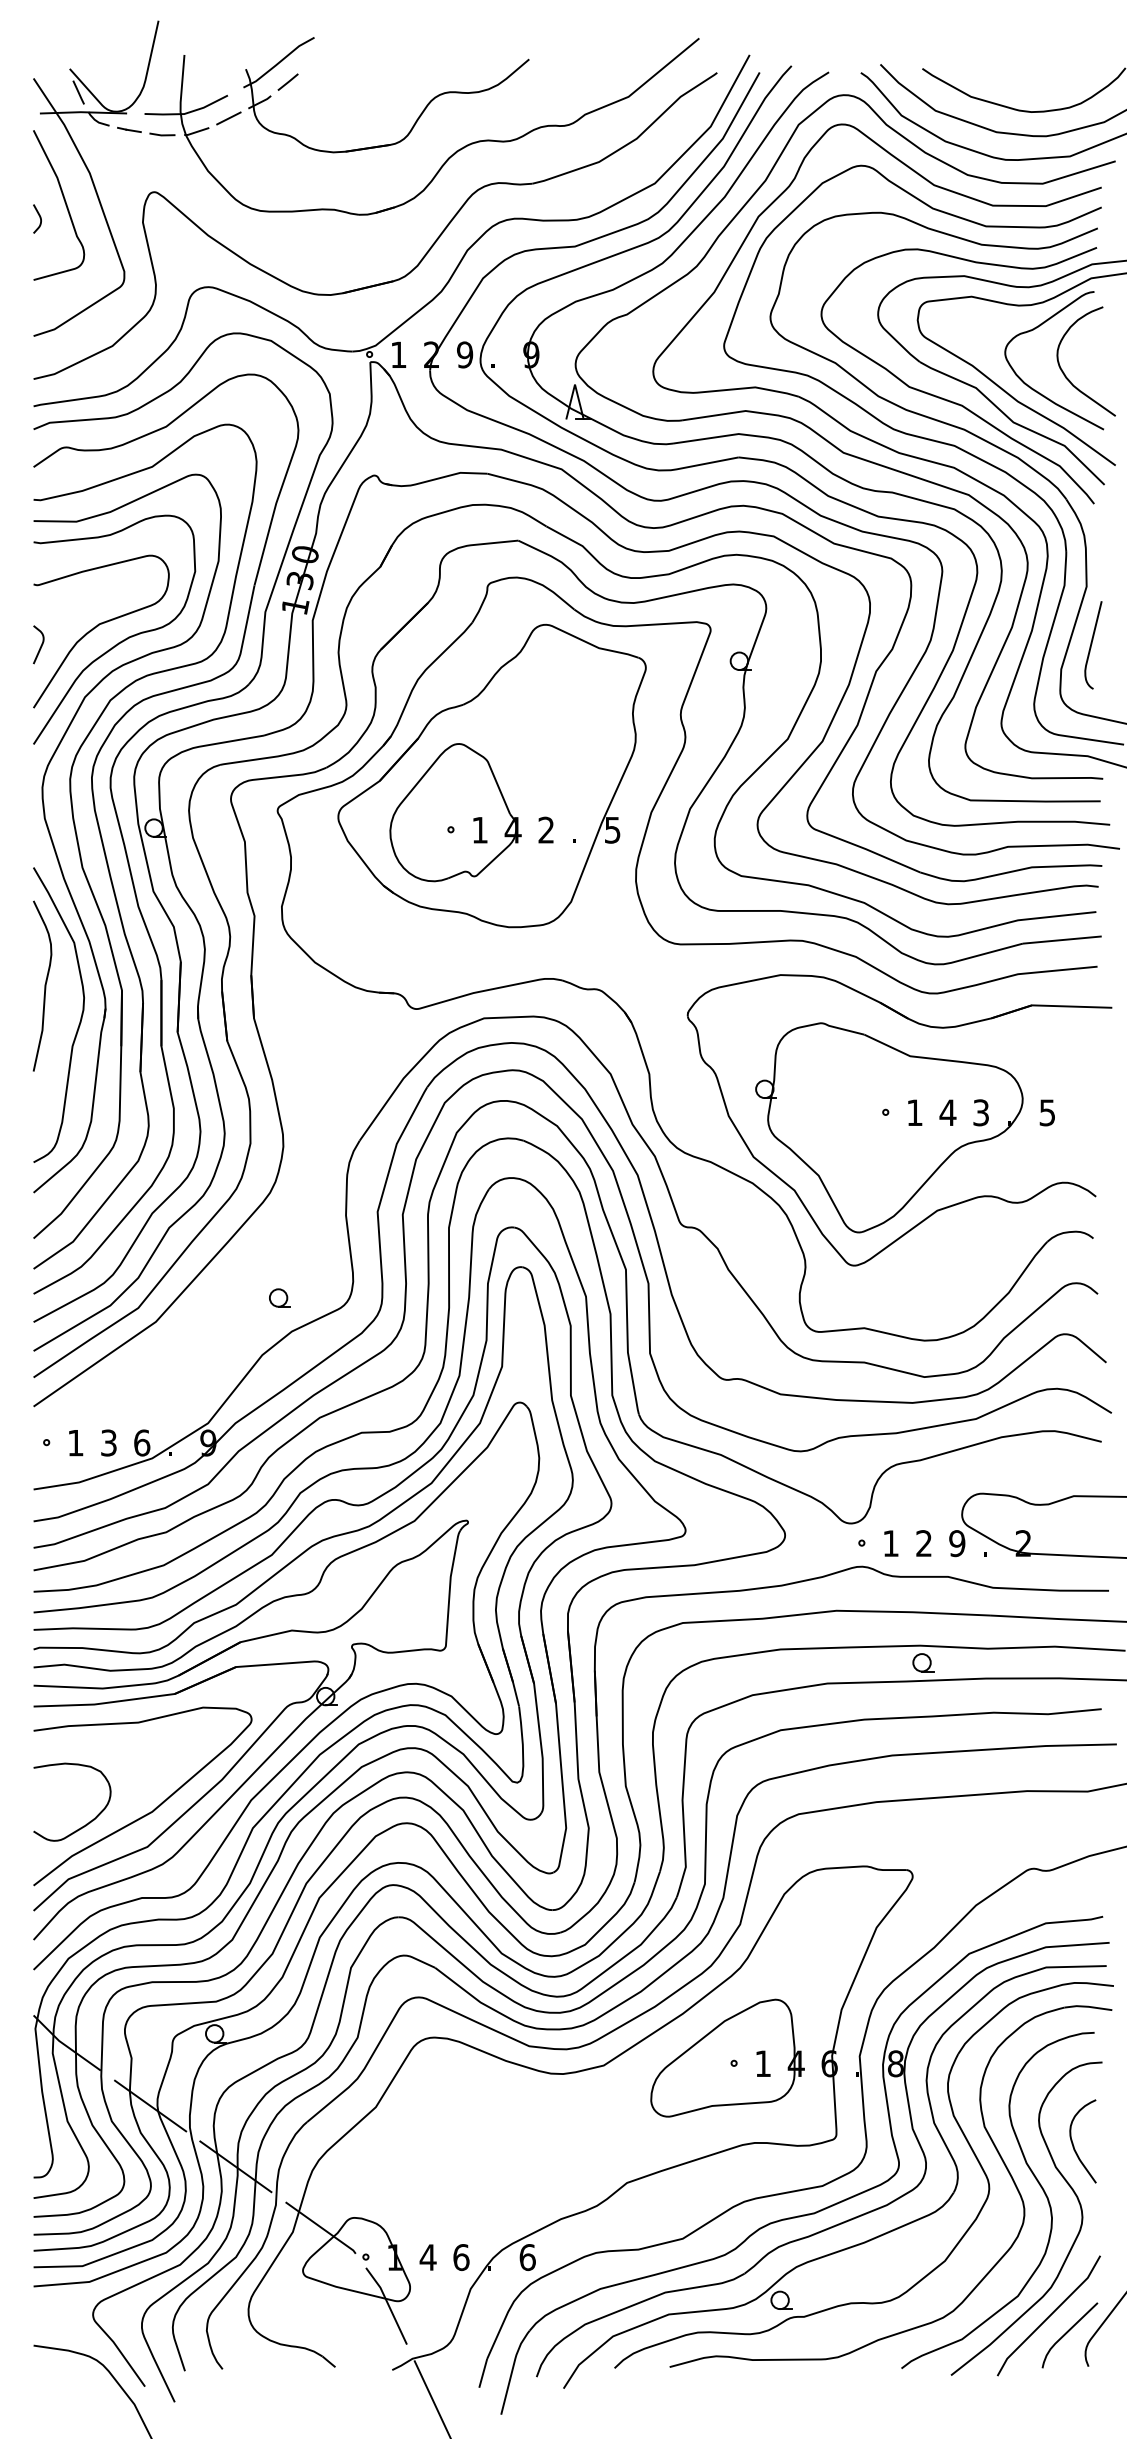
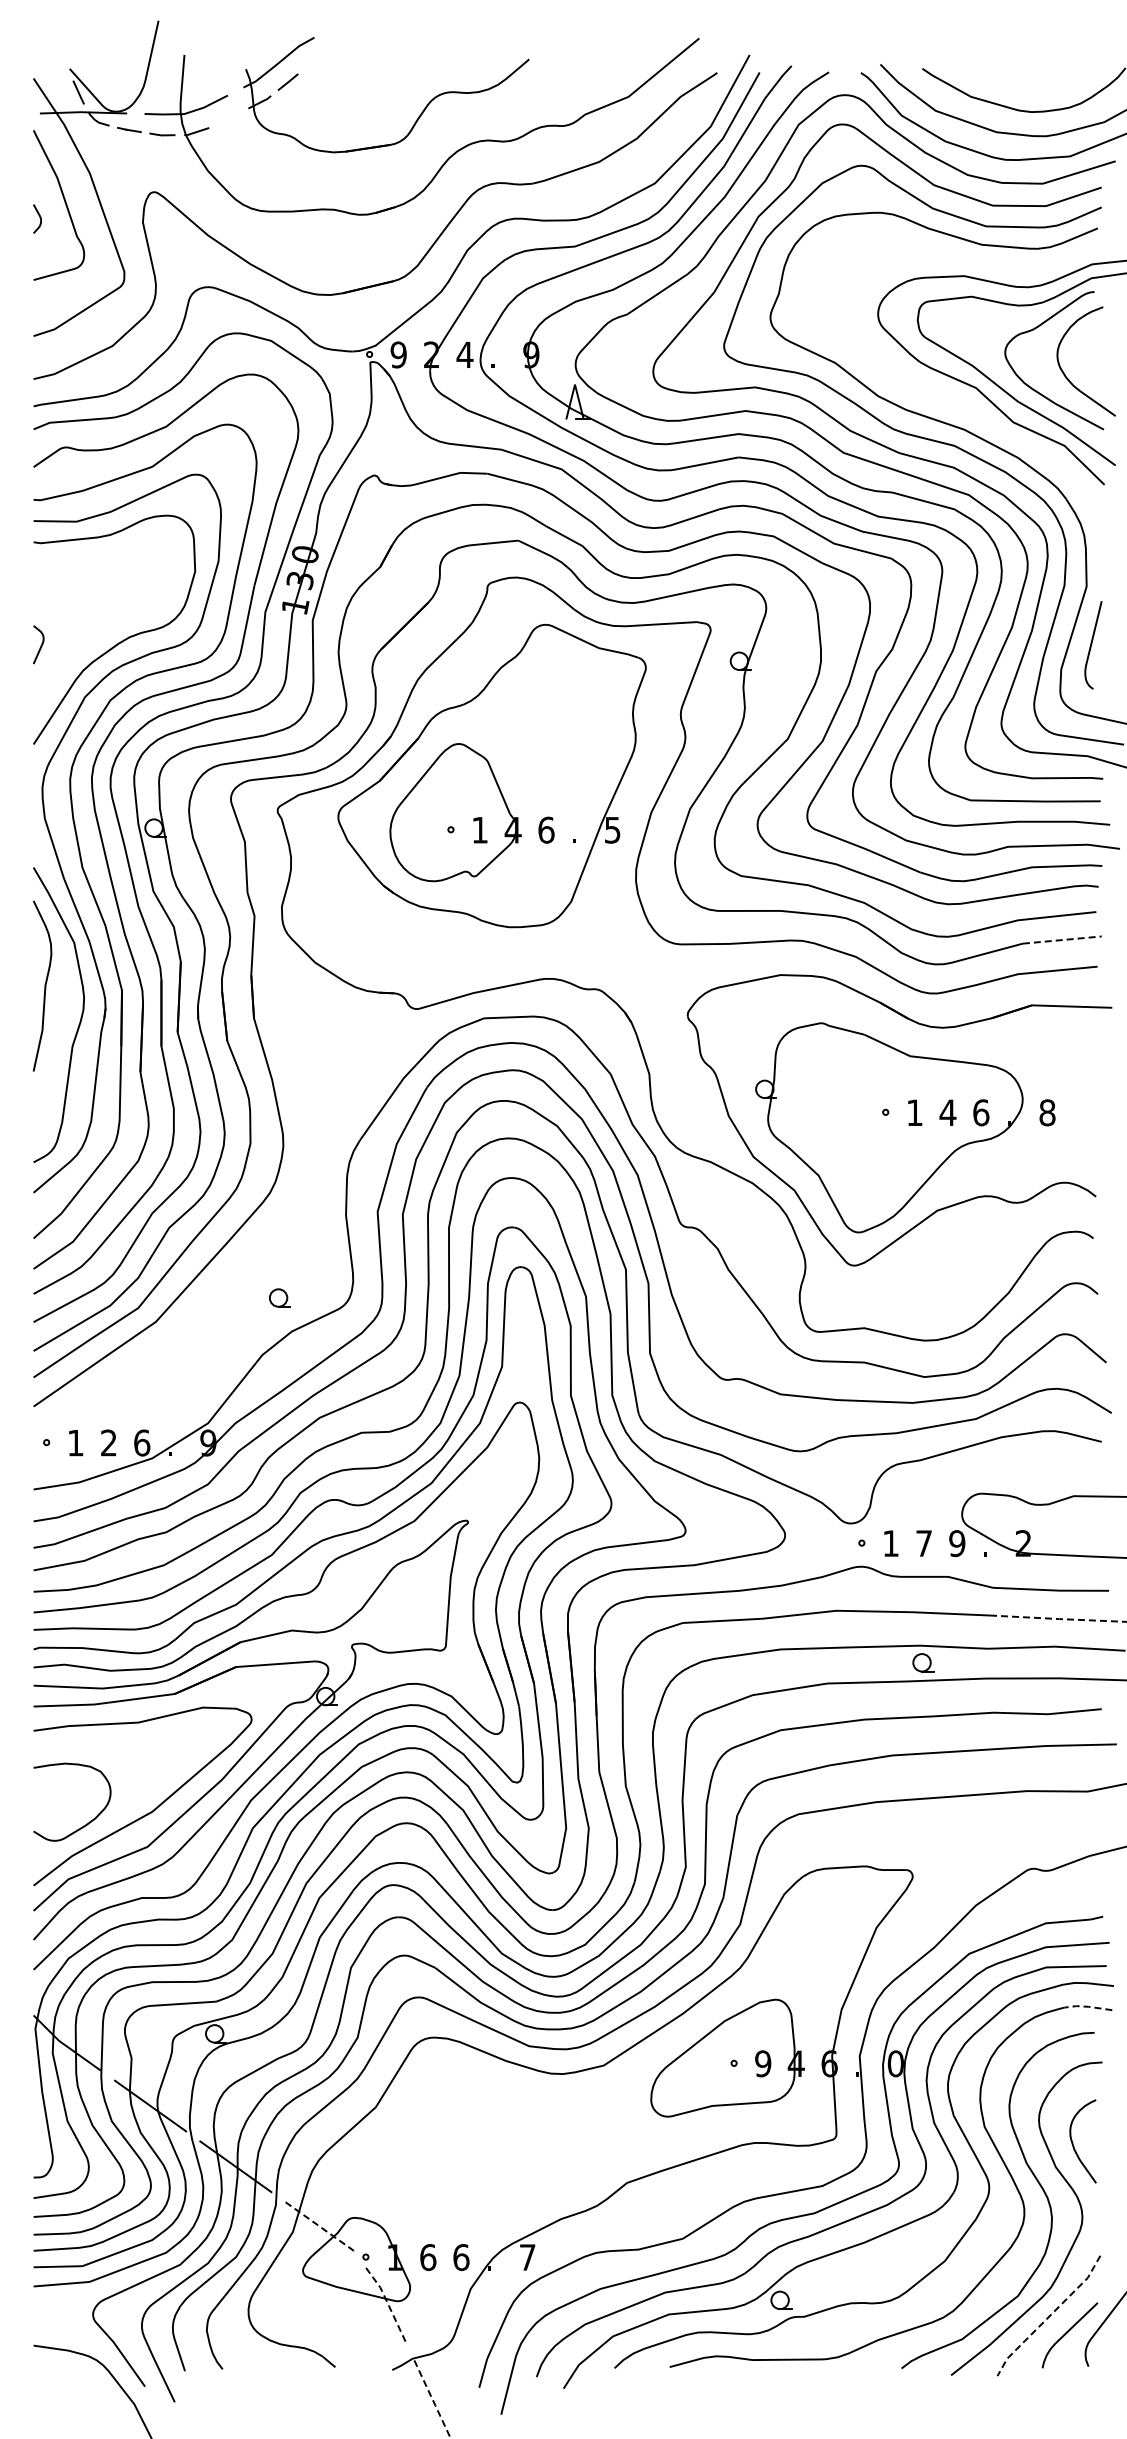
line: present -> none (228, 118)
text: 1 -> 9 (398, 354)
text: 9 -> 4 (464, 354)
part: present -> none (948, 399)
curve: present -> none (98, 626)
text: 2 -> 6 (546, 829)
line: solid -> dashed (1062, 940)
text: 3 -> 6 (981, 1112)
text: 5 -> 8 (1047, 1112)
text: 3 -> 2 (108, 1442)
text: 2 -> 7 (923, 1543)
line: solid -> dashed (1059, 1619)
line: solid -> dashed (1087, 2006)
text: 1 -> 9 (763, 2063)
text: 8 -> 0 (895, 2063)
line: solid -> dashed (321, 2228)
text: 4 -> 6 (427, 2257)
text: 6 -> 7 (527, 2257)
line: solid -> dashed (388, 2304)
line: solid -> dashed (1049, 2316)
line: solid -> dashed (432, 2400)
